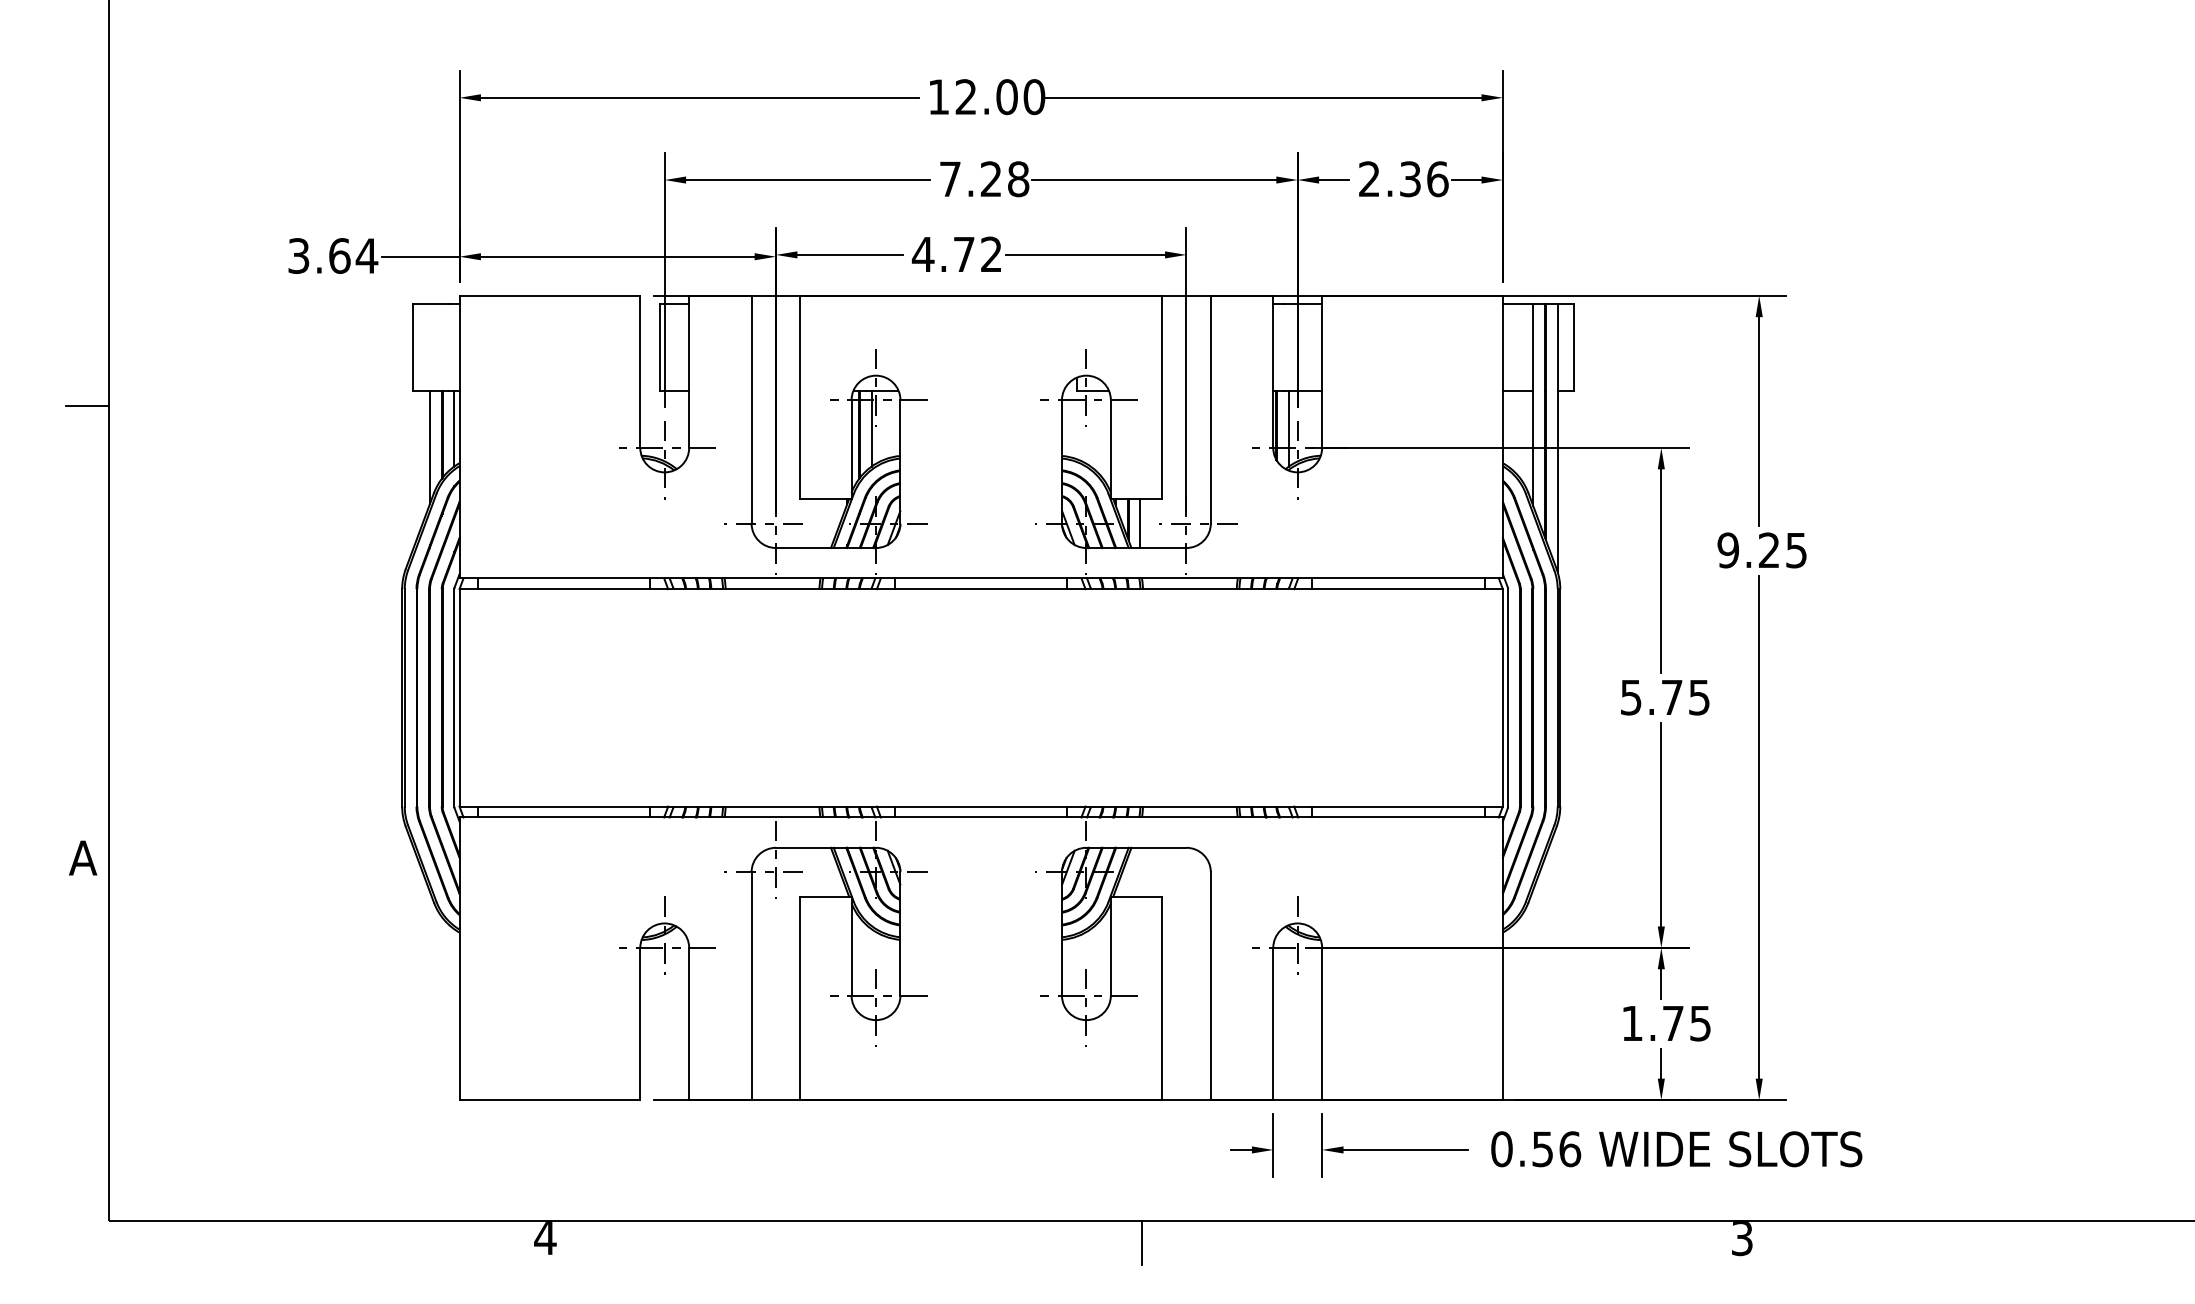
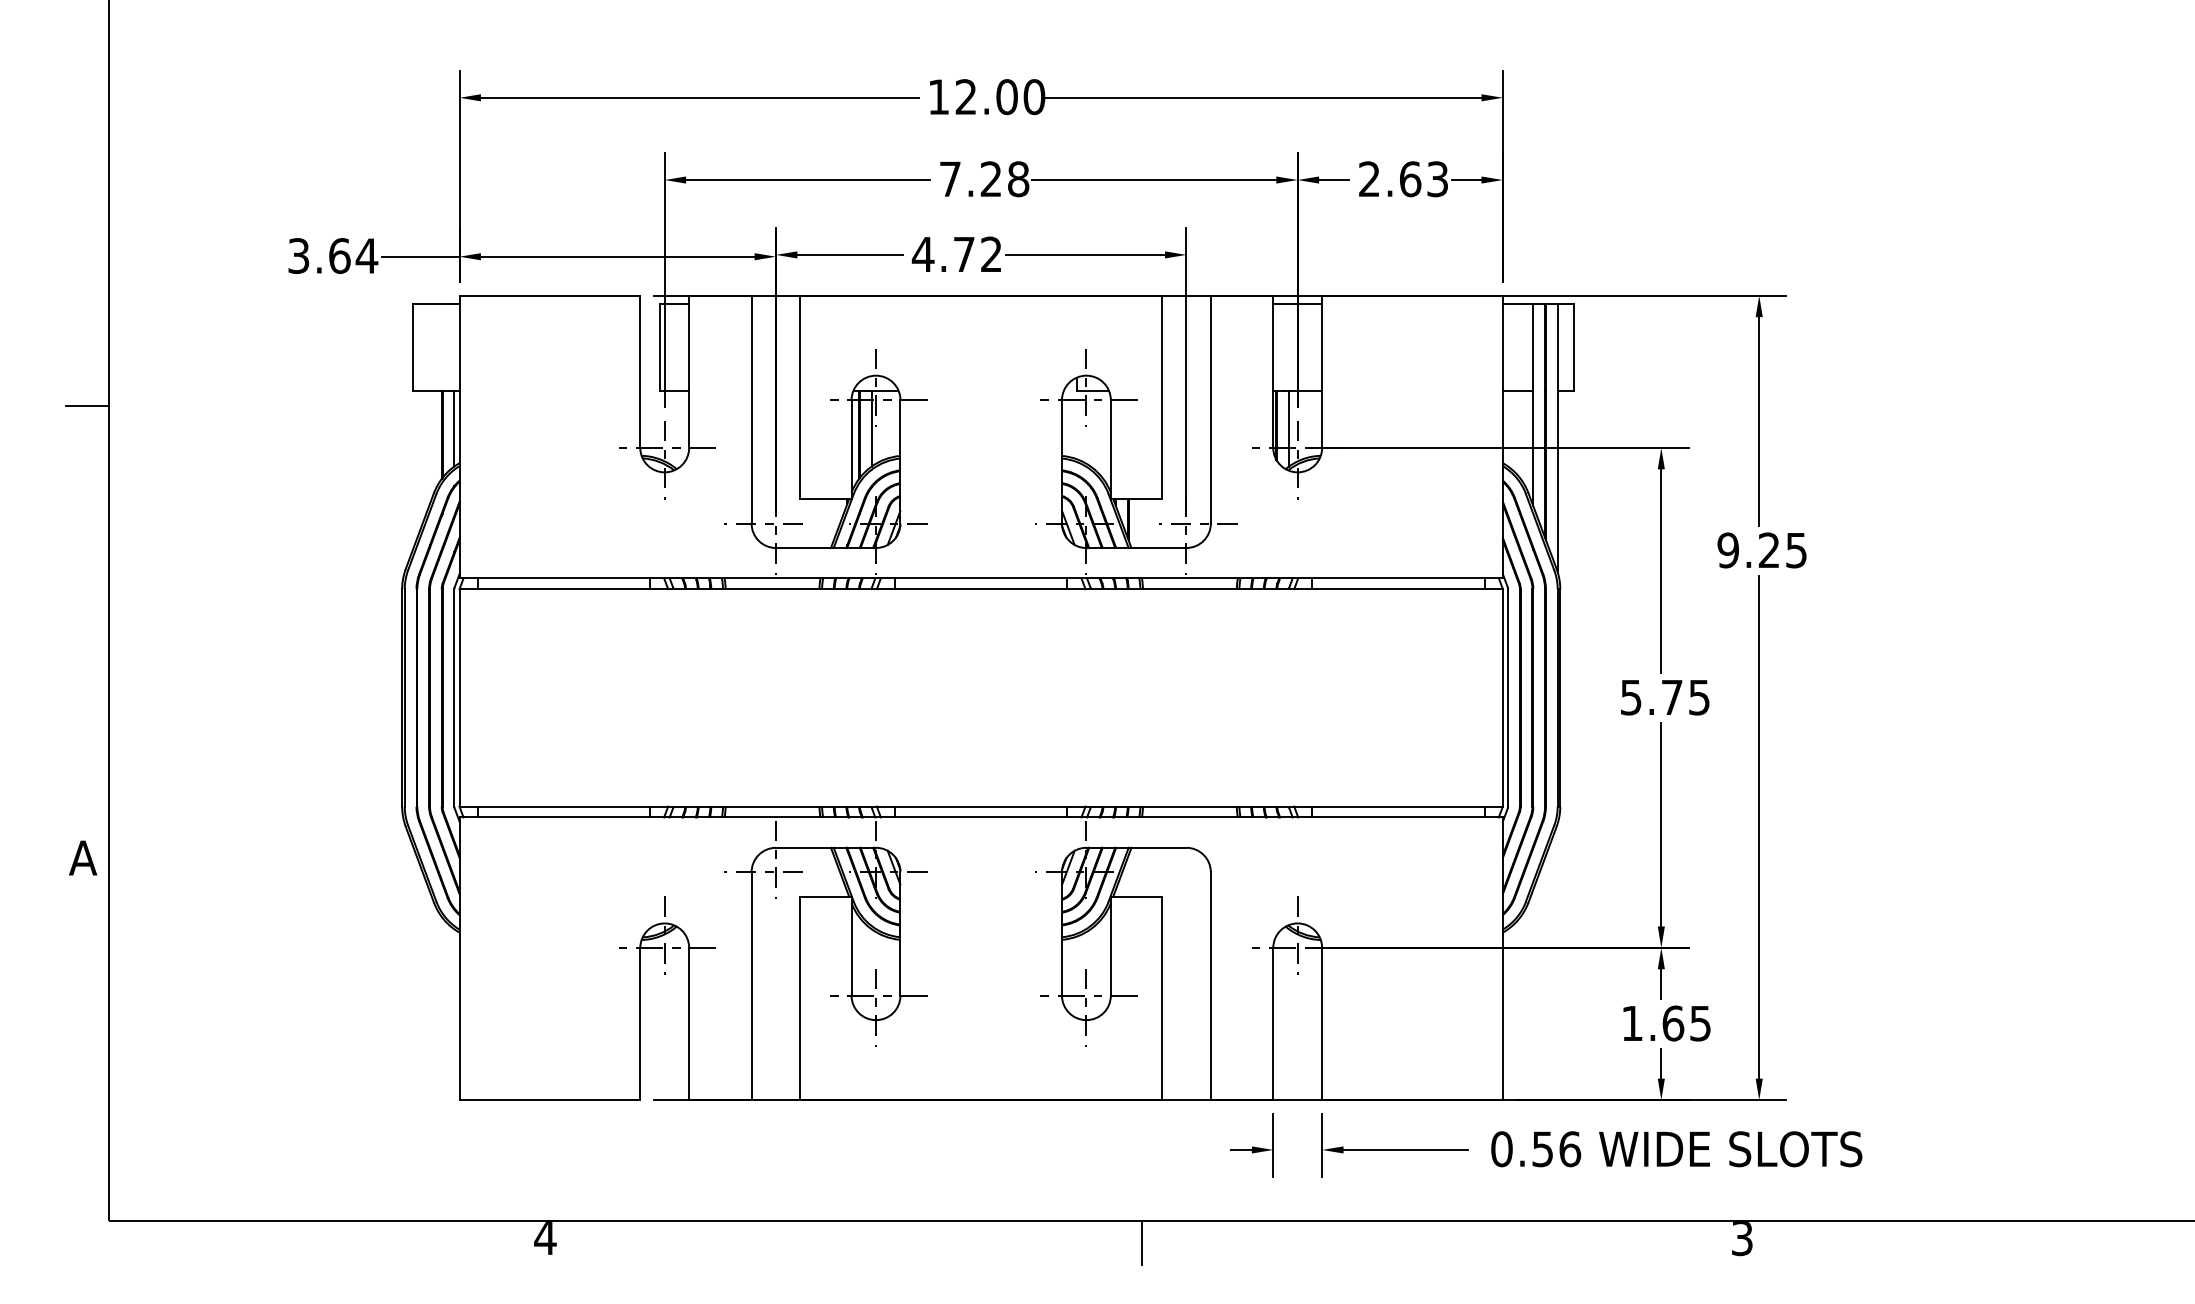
text: 2.36 -> 2.63 (1424, 179)
line: present -> none (429, 447)
line: present -> none (1140, 523)
text: 1.75 -> 1.65 (1673, 1023)
